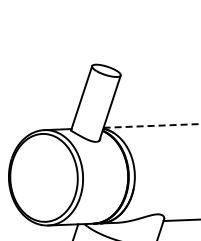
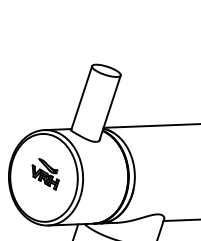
line: dashed -> solid (152, 125)
part: none -> present (45, 174)
